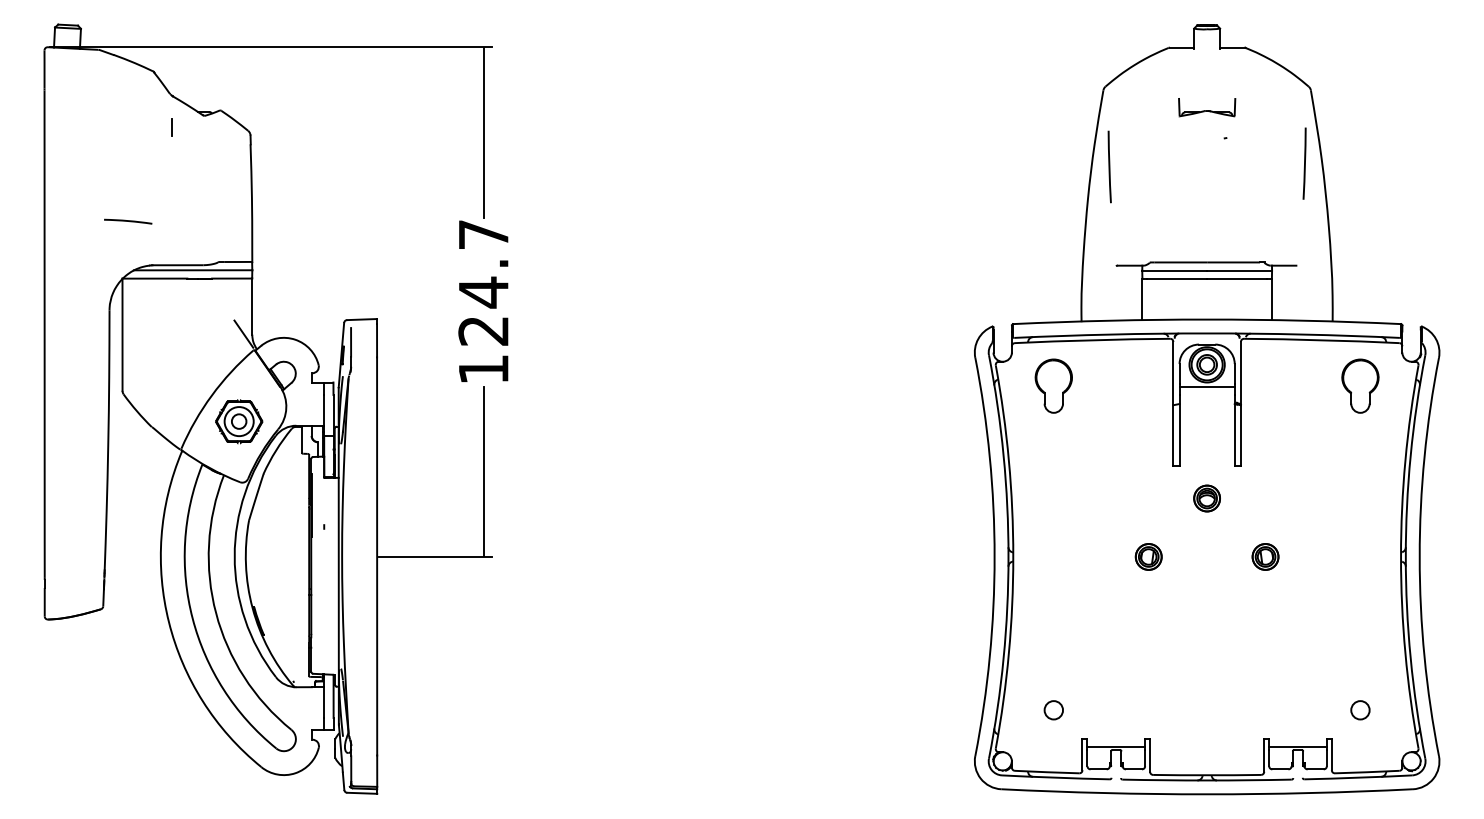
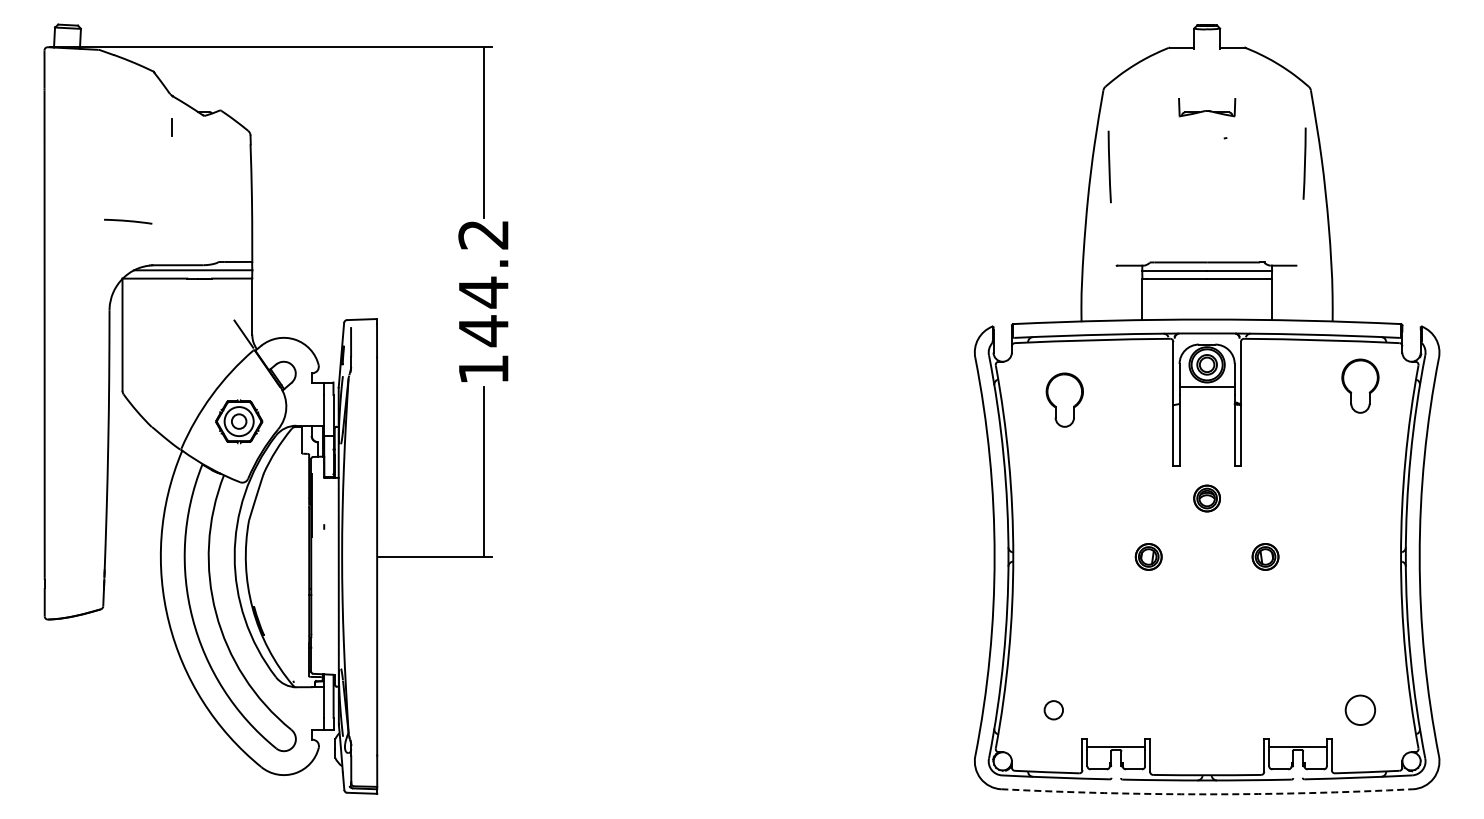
text: 124.7 -> 144.2 (483, 283)
part position: (1053, 385) -> (1064, 399) (1064, 399)
circle diameter: 18 px -> 29 px (1360, 710)
arc: solid -> dashed (1207, 794)
